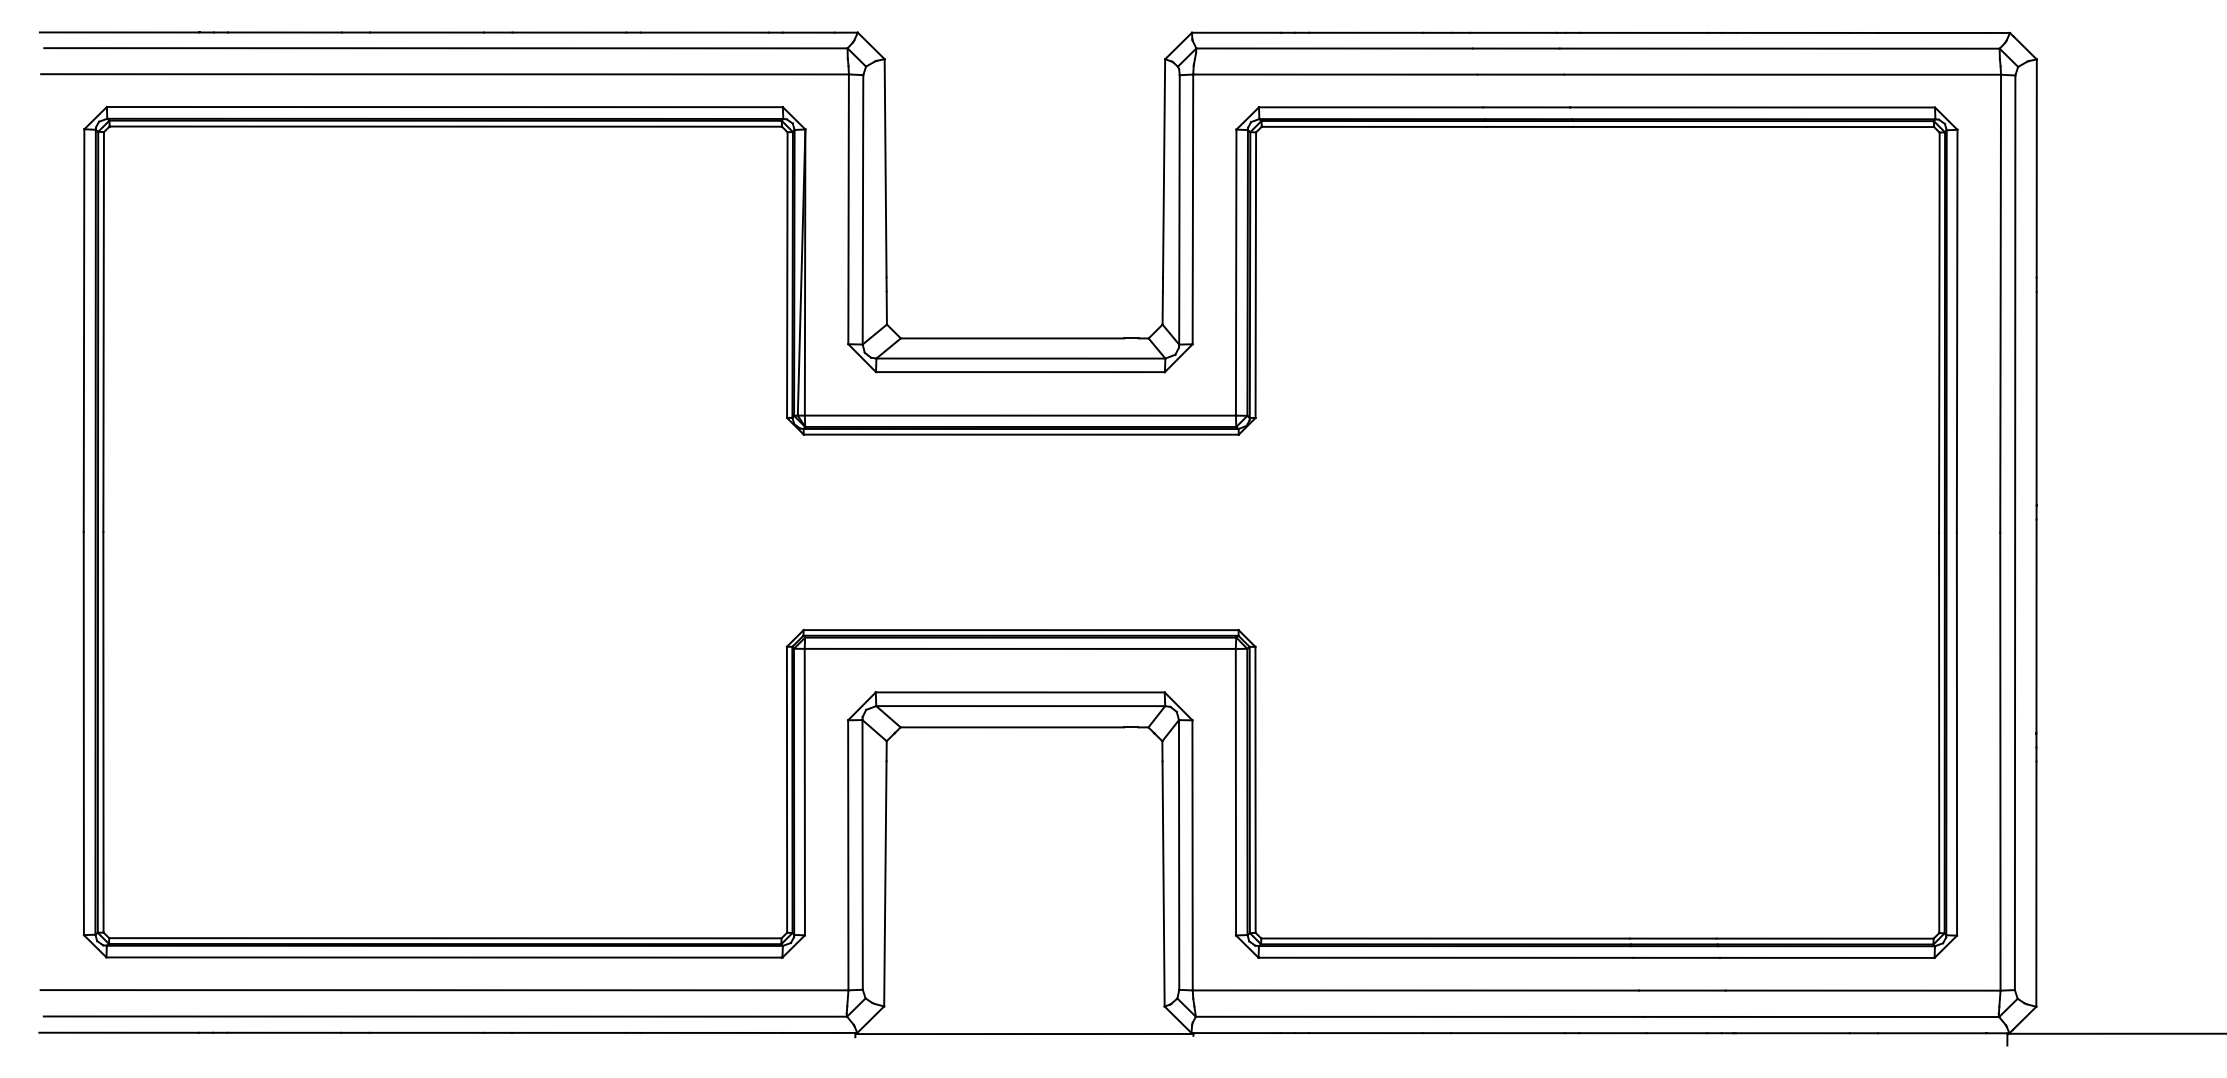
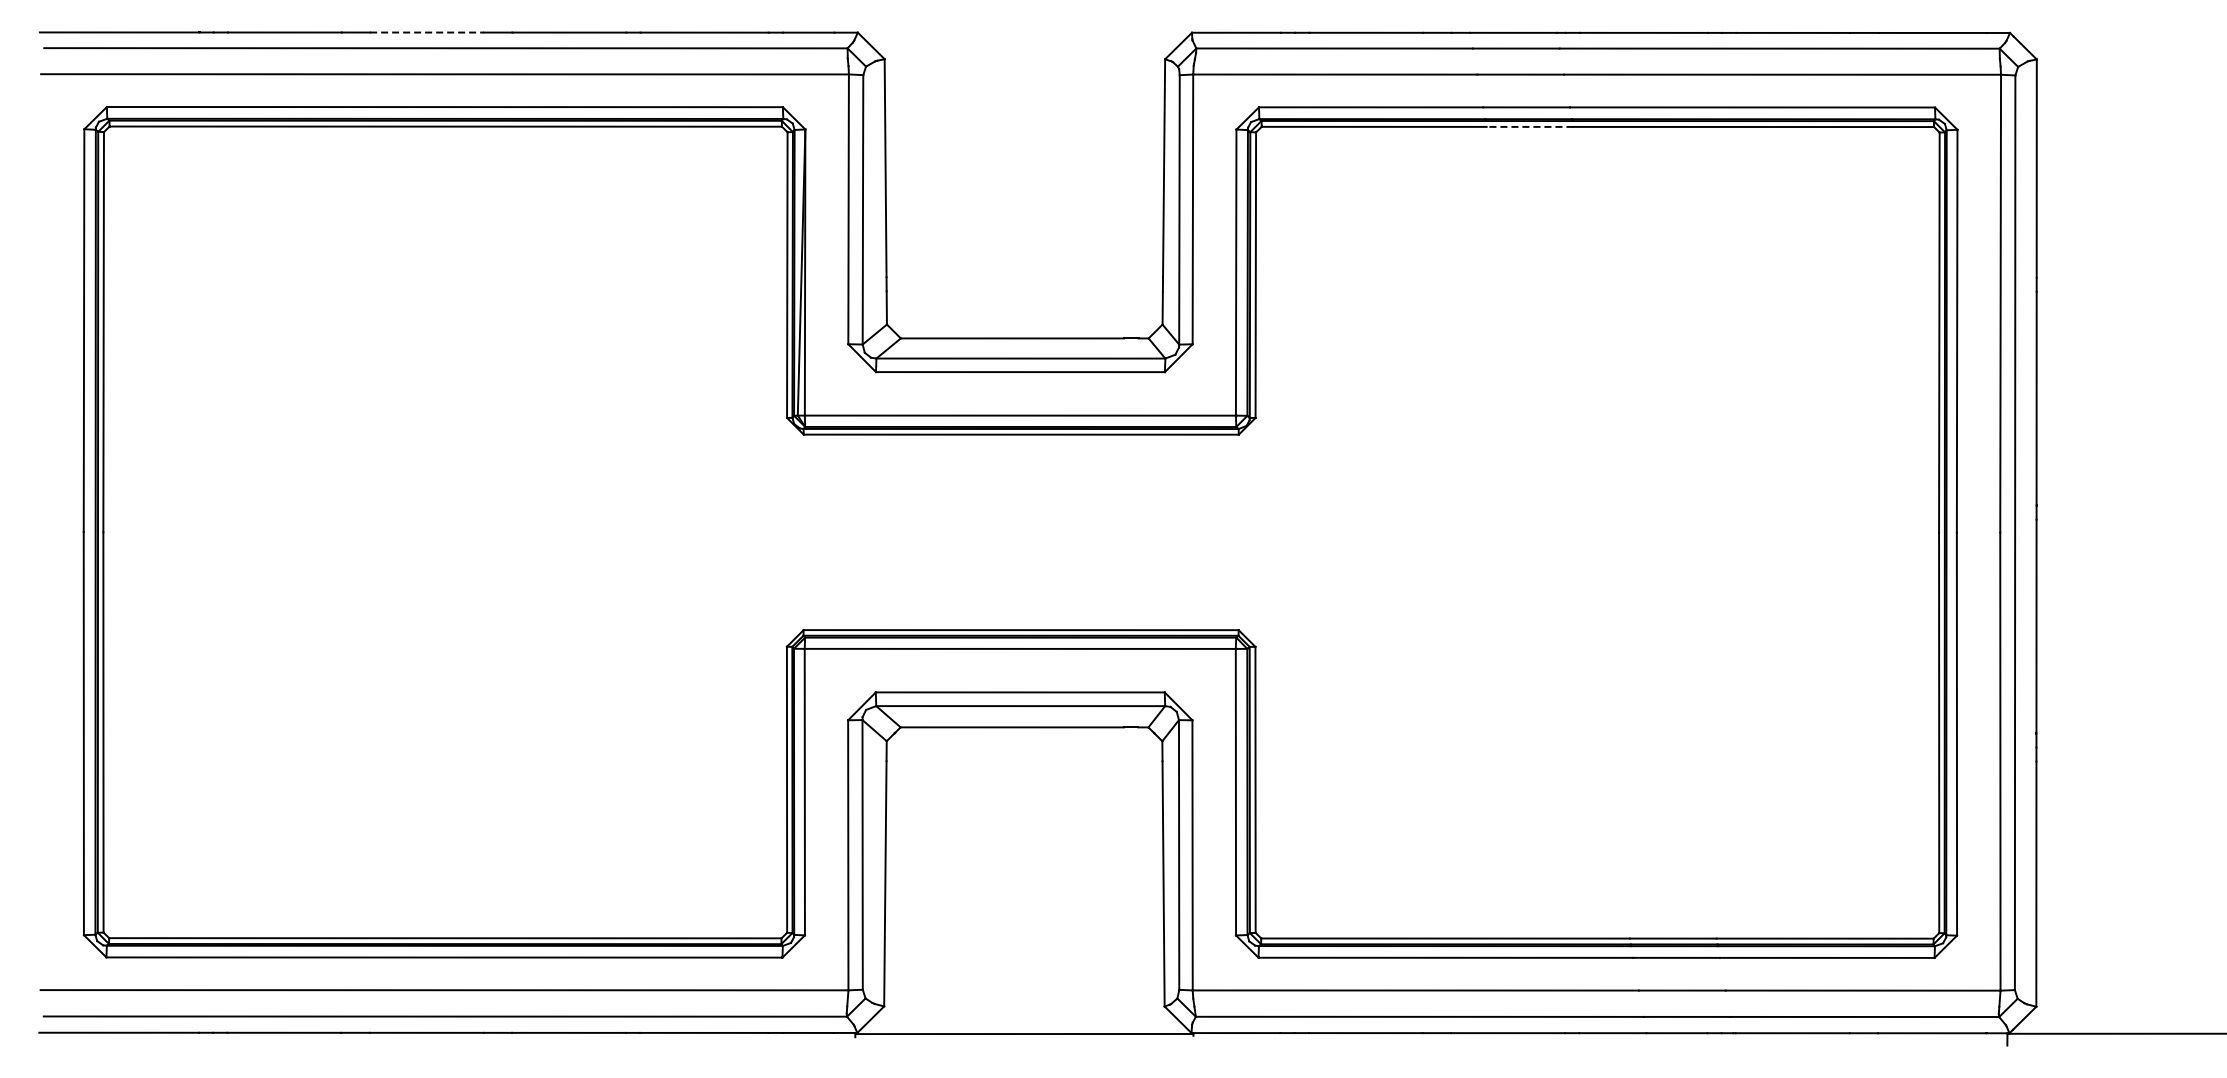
line: solid -> dashed (427, 32)
line: solid -> dashed (1529, 126)
